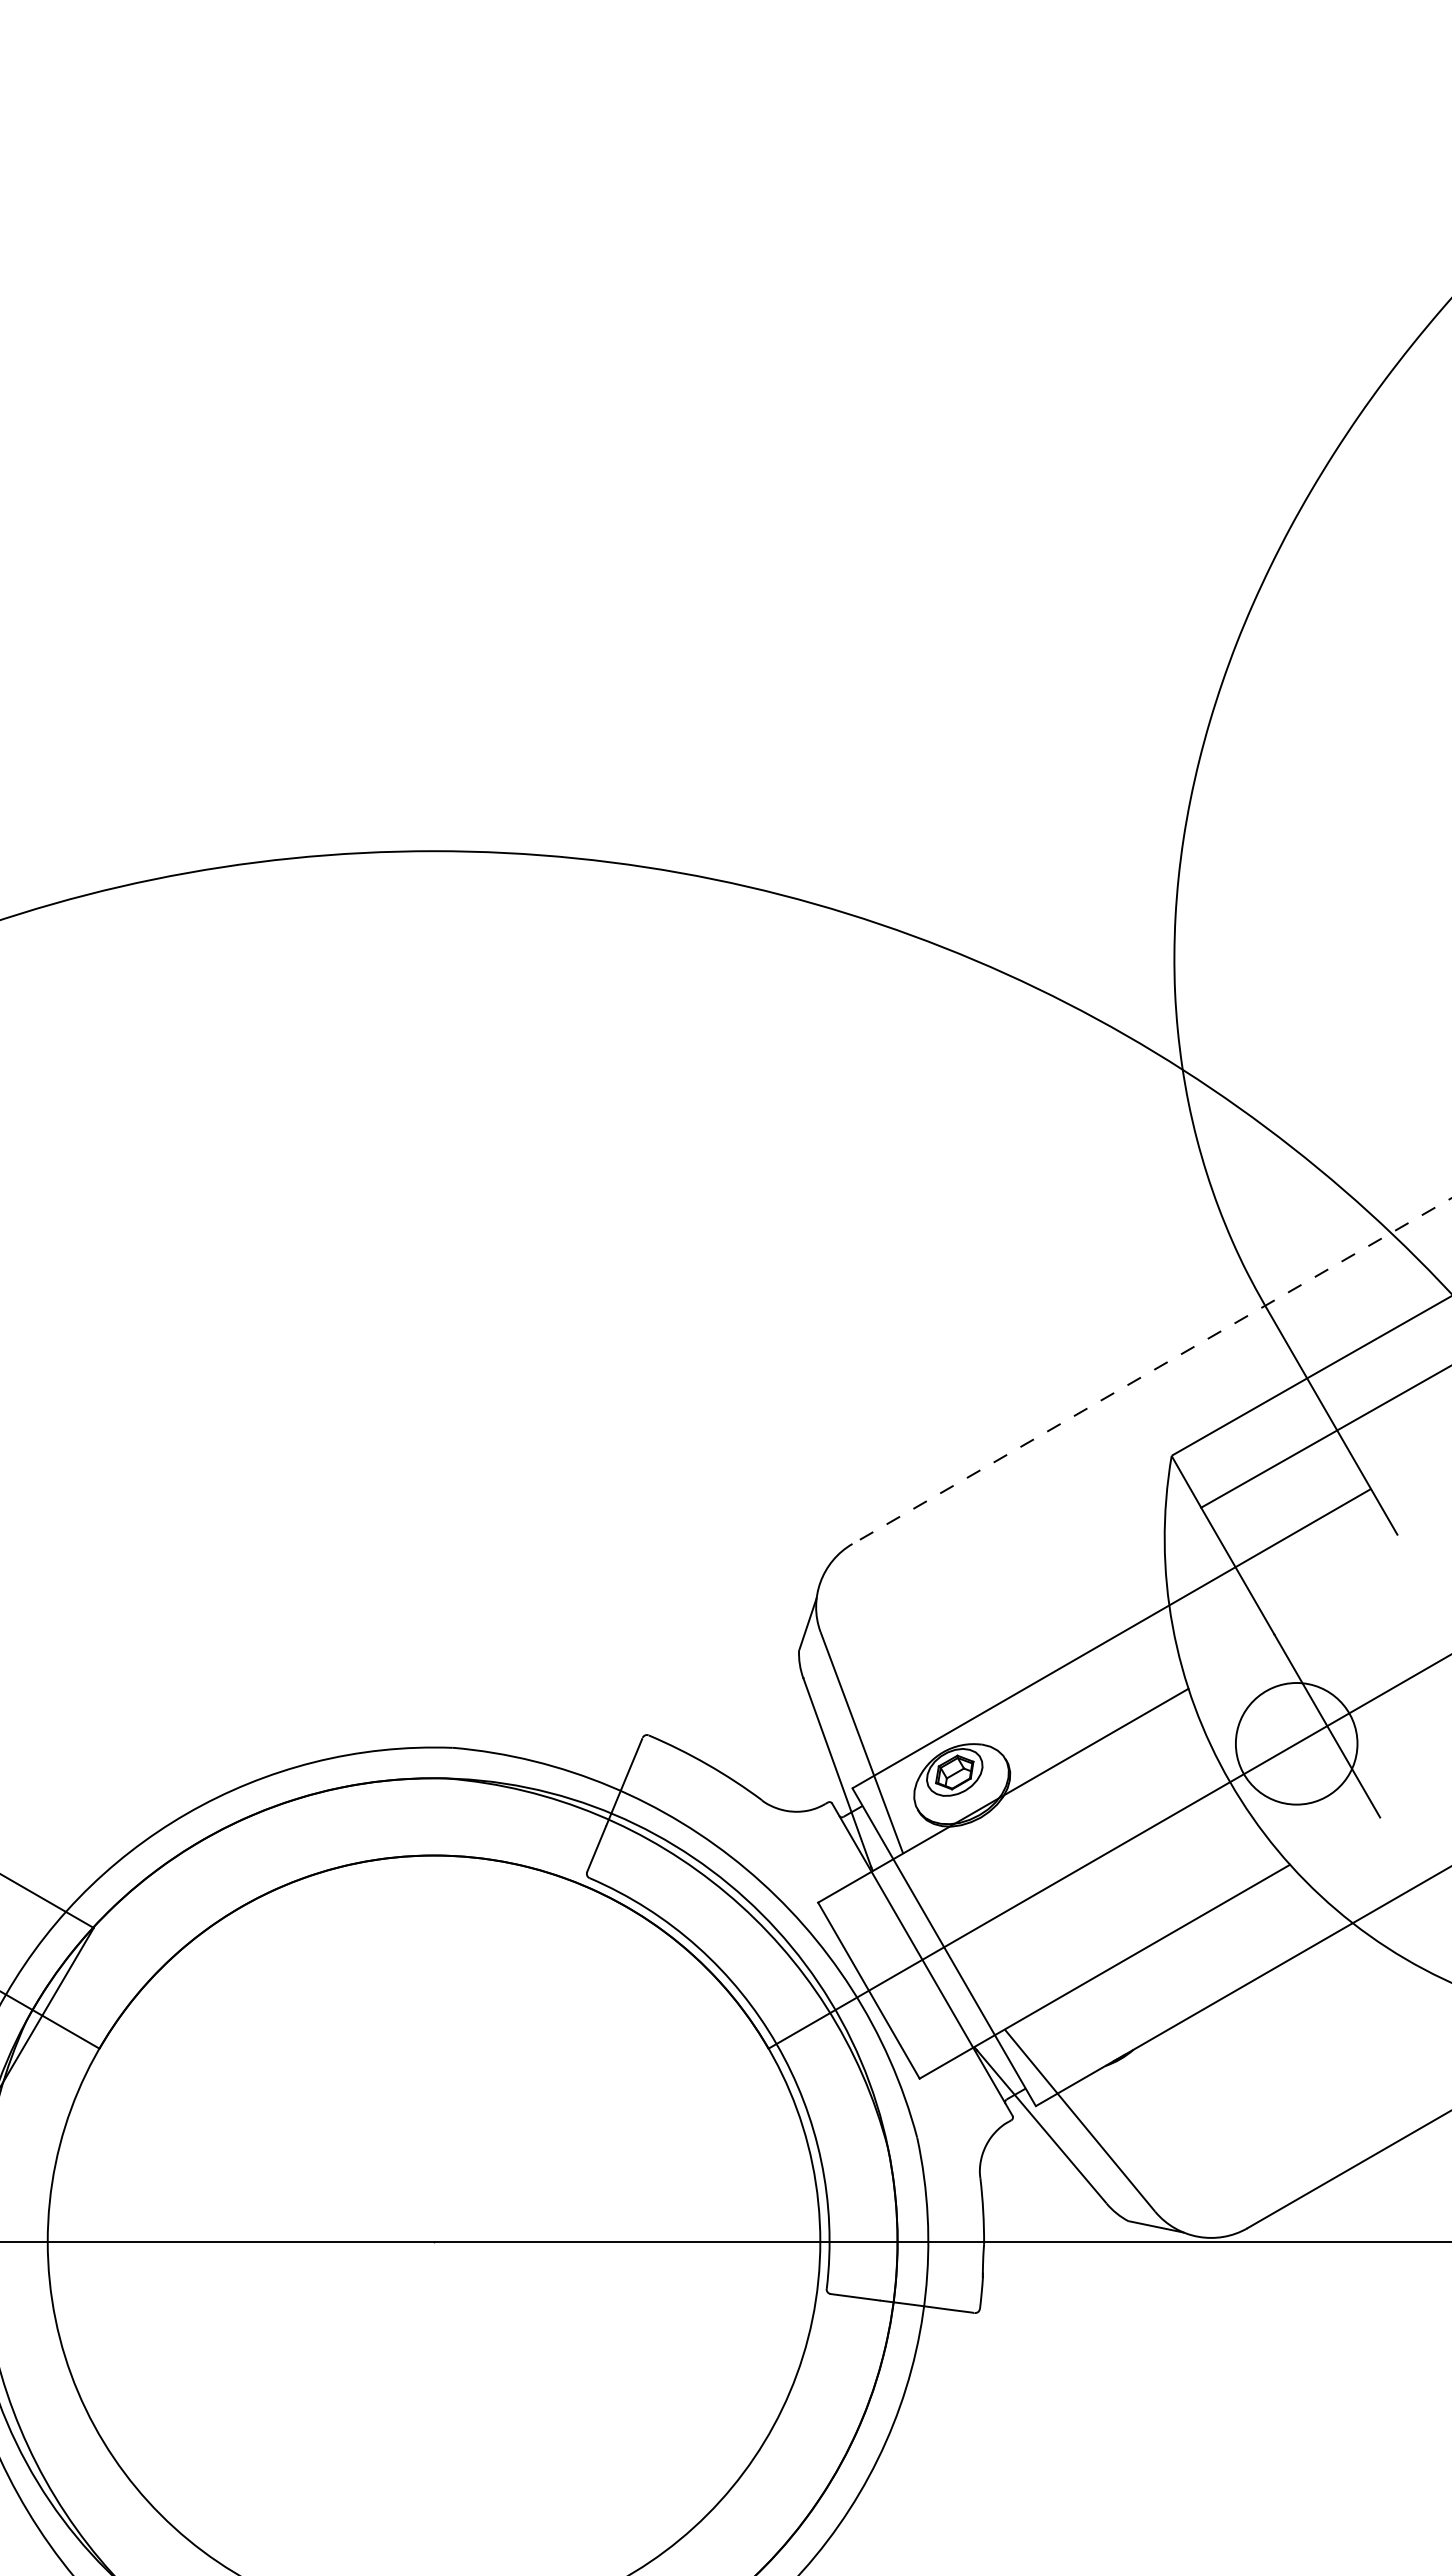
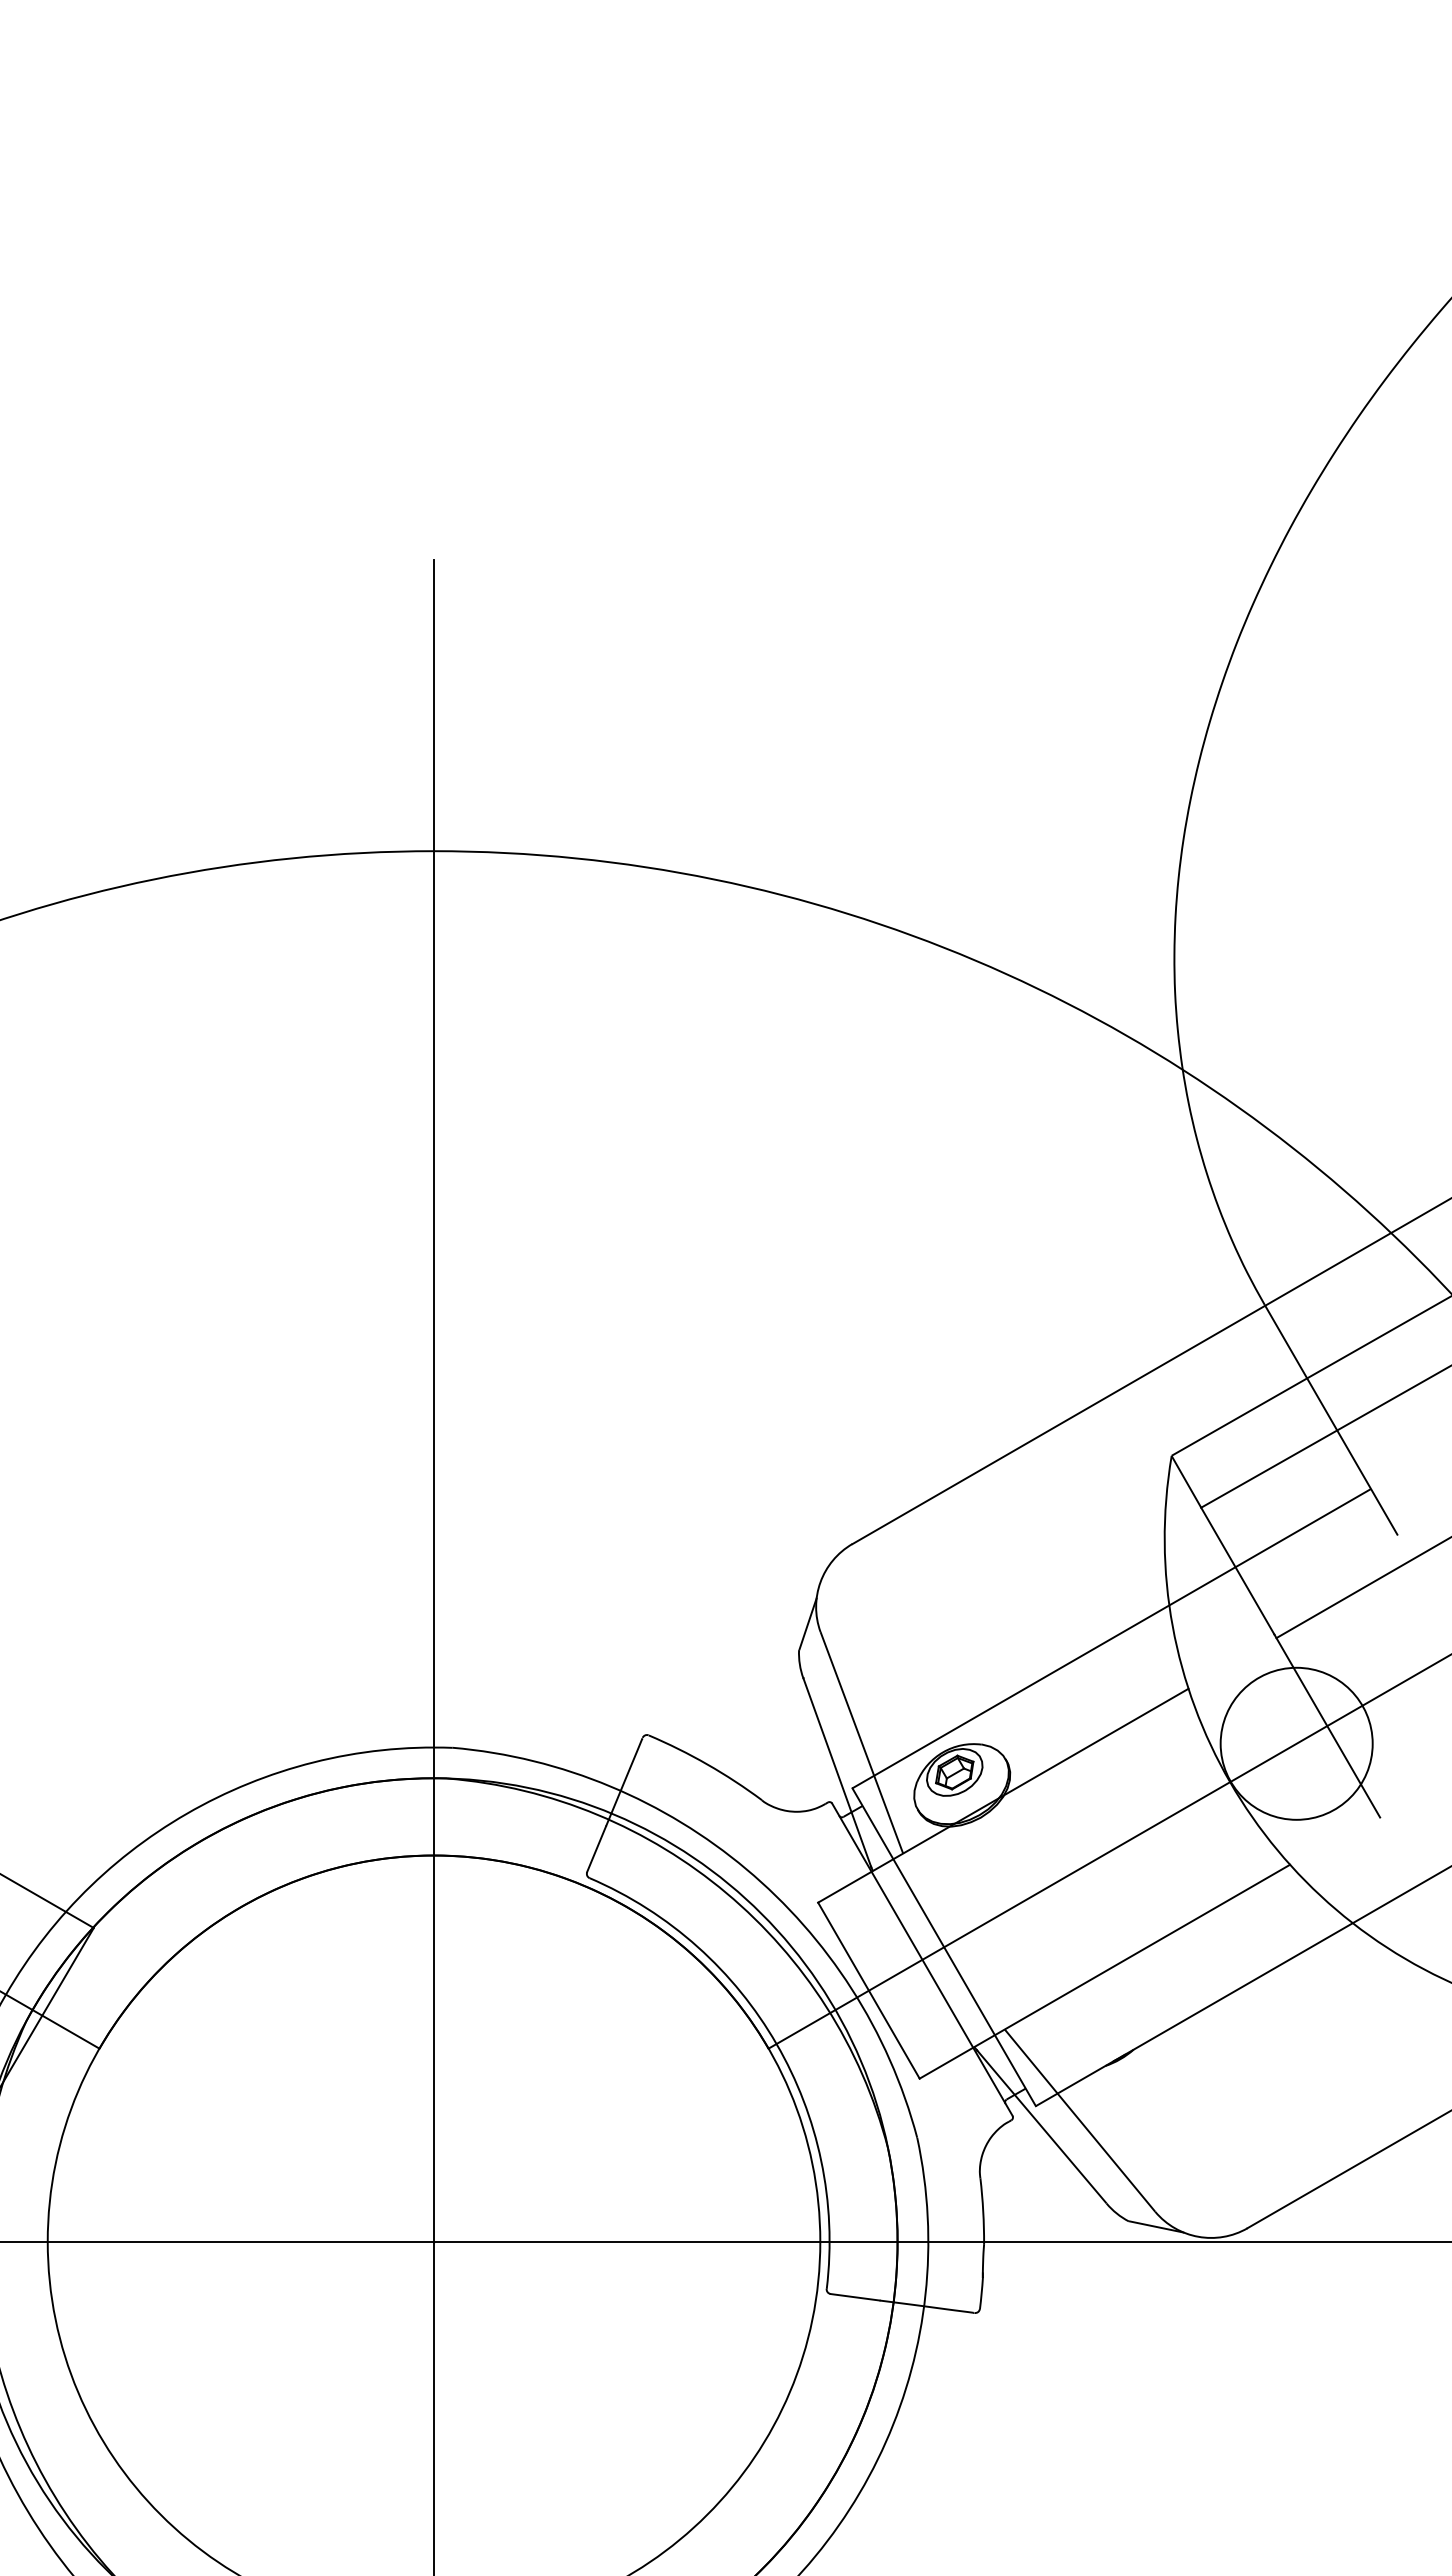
line: dashed -> solid (1151, 1371)
line: none -> present (434, 1565)
line: none -> present (1362, 1588)
circle diameter: 122 px -> 152 px (1296, 1743)
